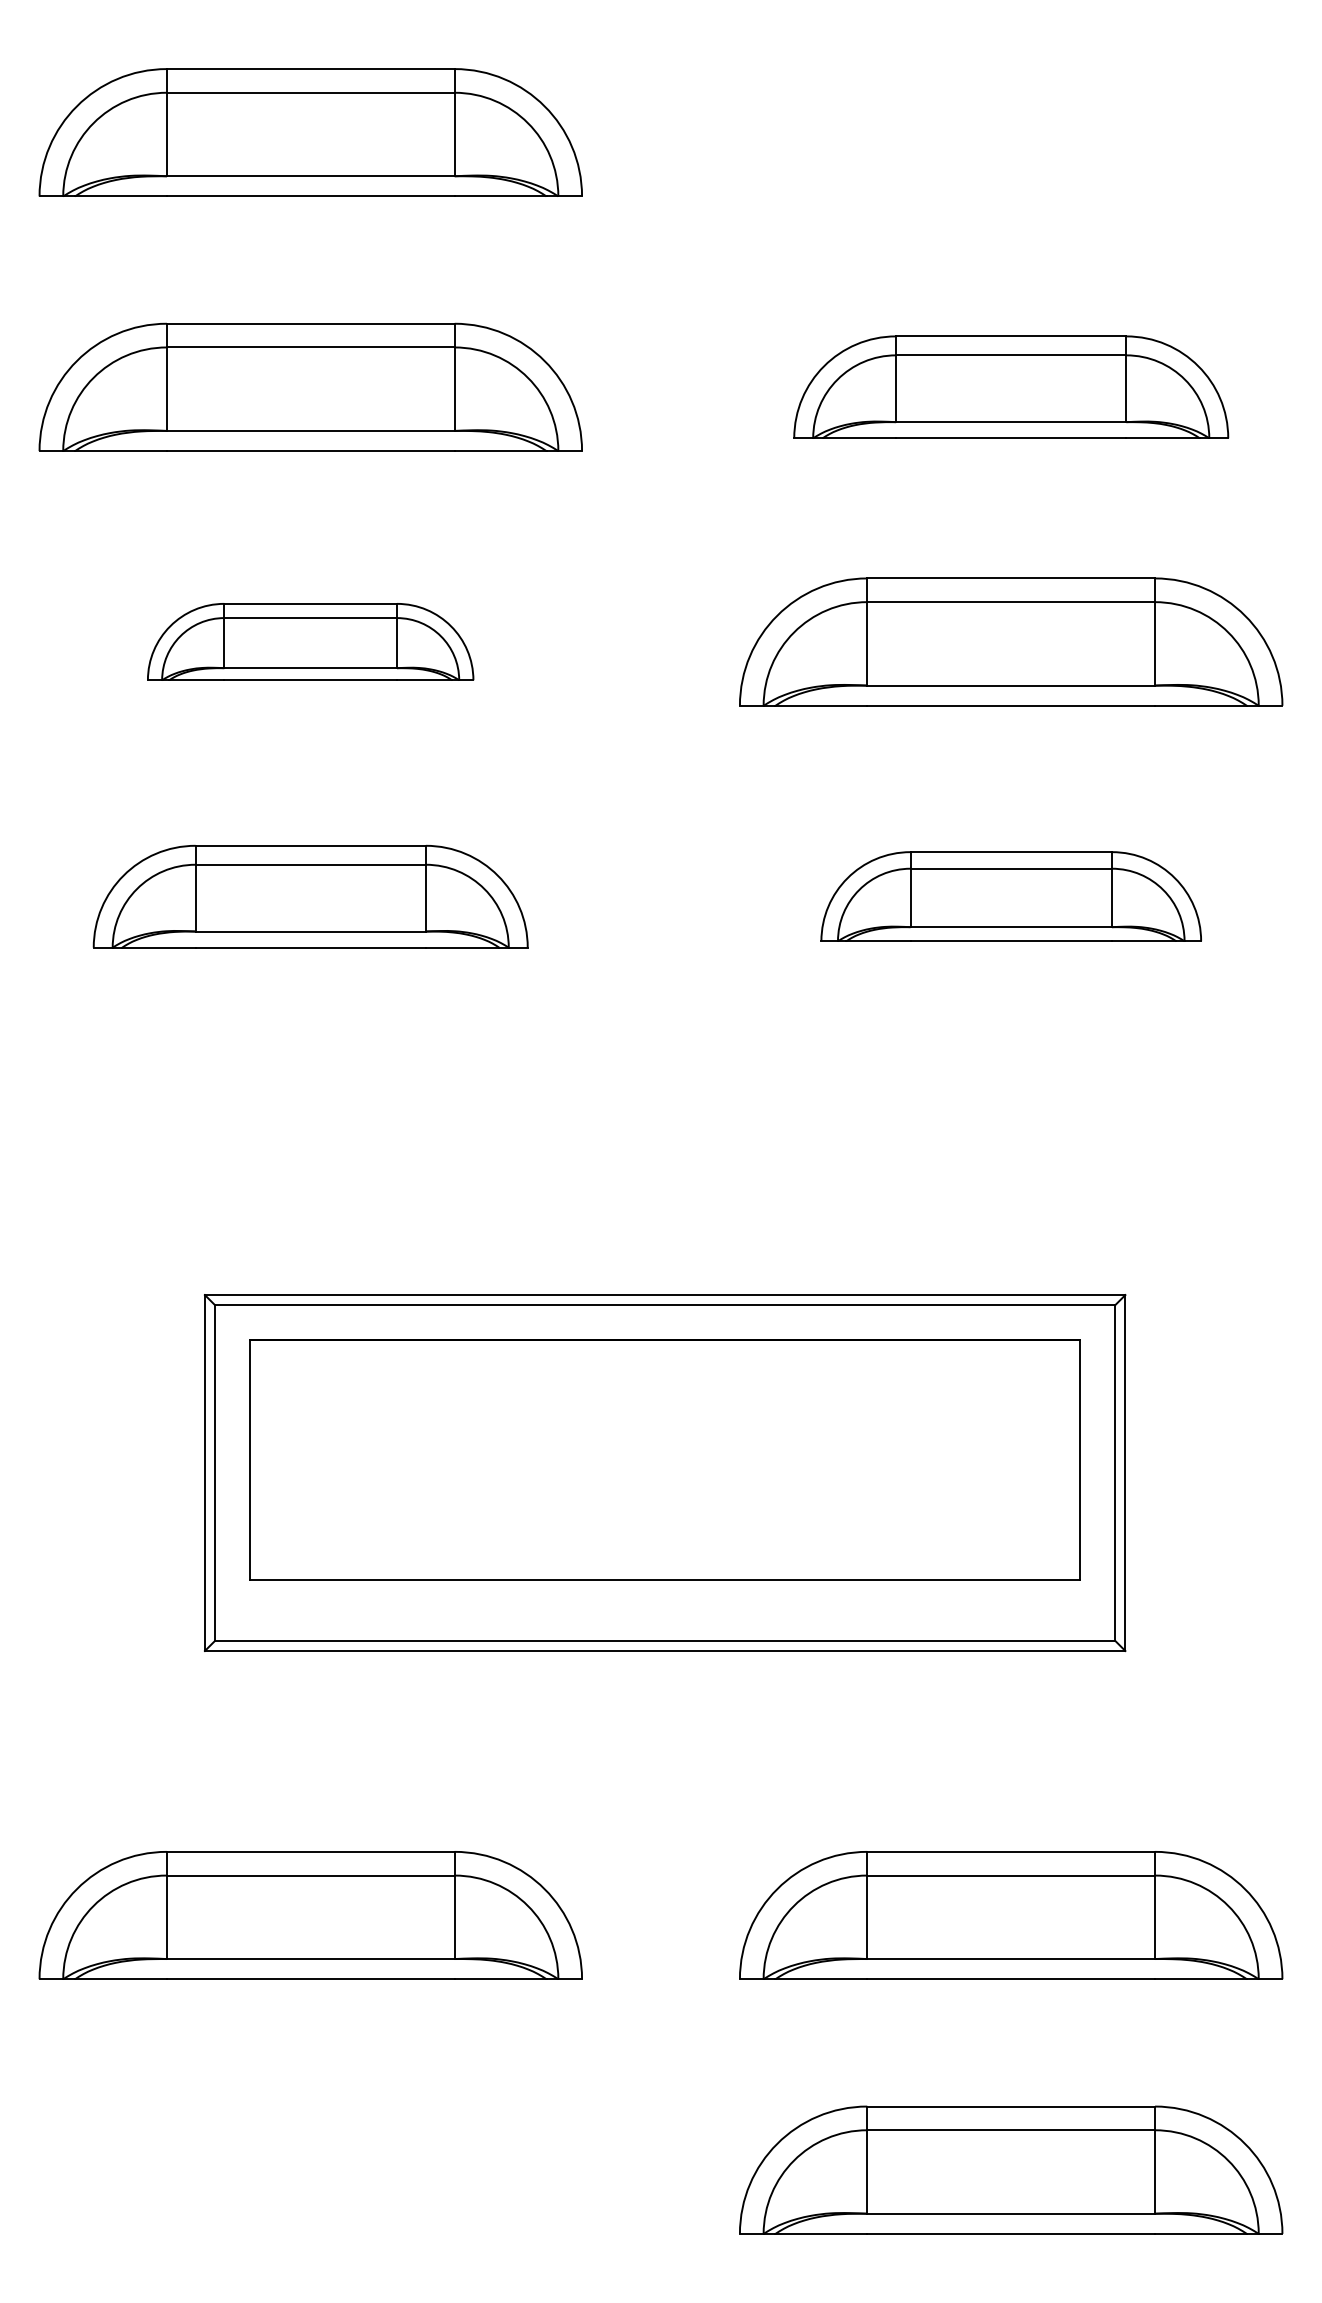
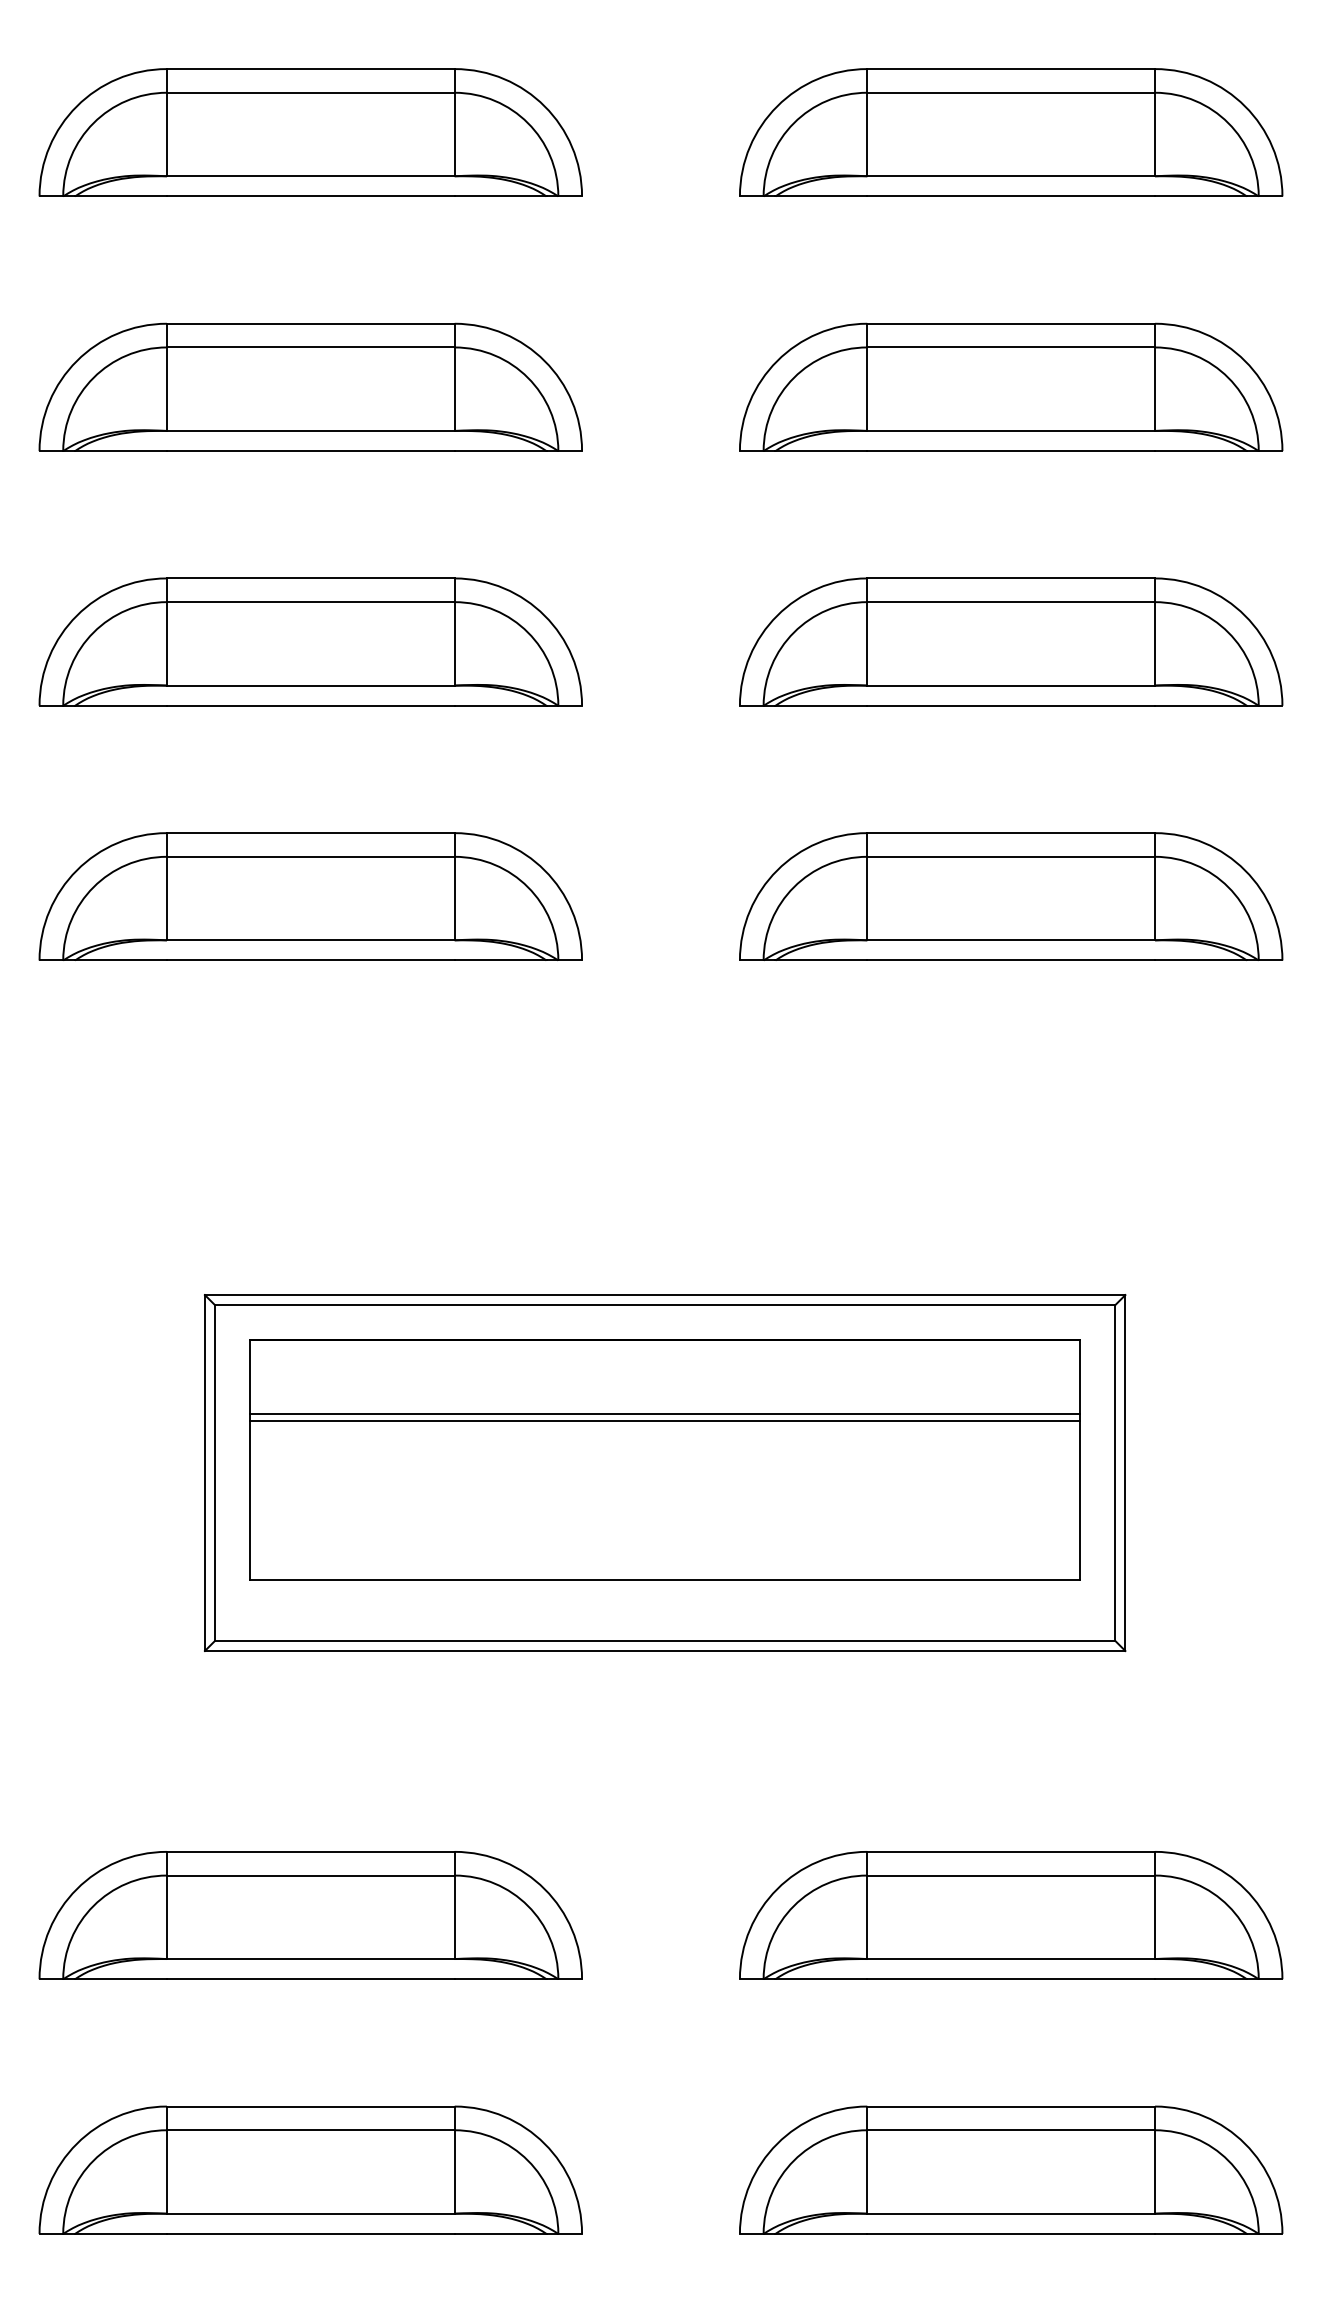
part: none -> present (1011, 132)
part size: 437x104 px -> 545x130 px (1011, 386)
part size: 328x78 px -> 545x130 px (310, 641)
part size: 437x105 px -> 545x129 px (310, 896)
part size: 382x91 px -> 545x129 px (1011, 896)
line: none -> present (665, 1414)
line: none -> present (665, 1420)
part: none -> present (310, 2169)
